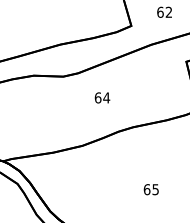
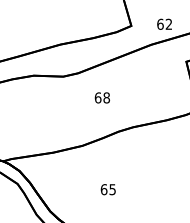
text position: (164, 11) -> (164, 23) (164, 23)
text: 64 -> 68 (106, 97)
text position: (150, 189) -> (107, 189) (107, 189)
